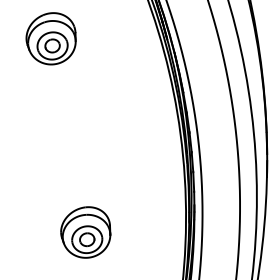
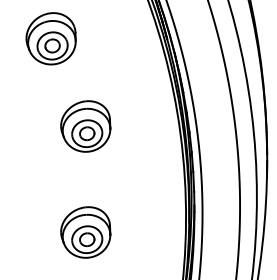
part: none -> present (85, 126)
